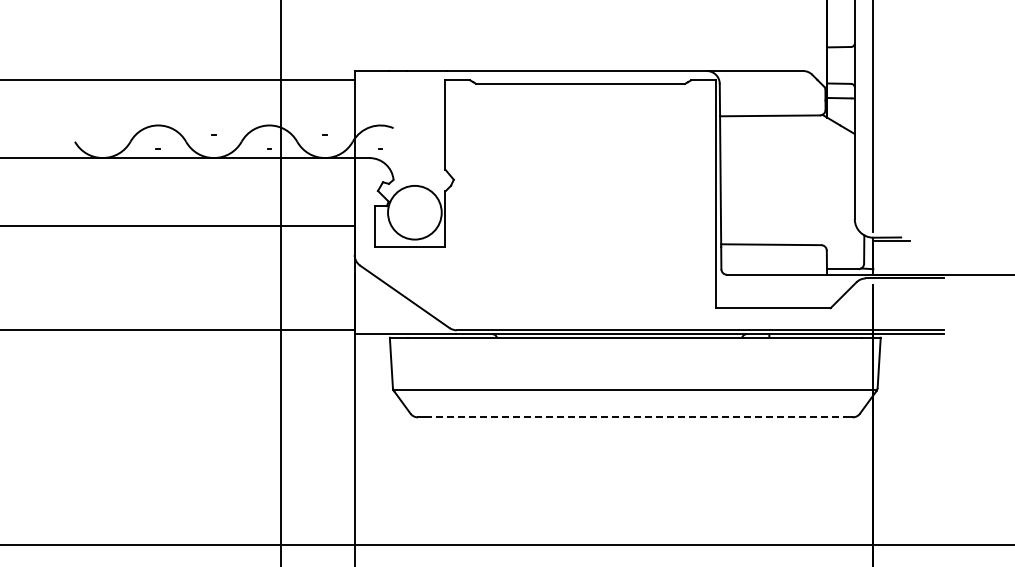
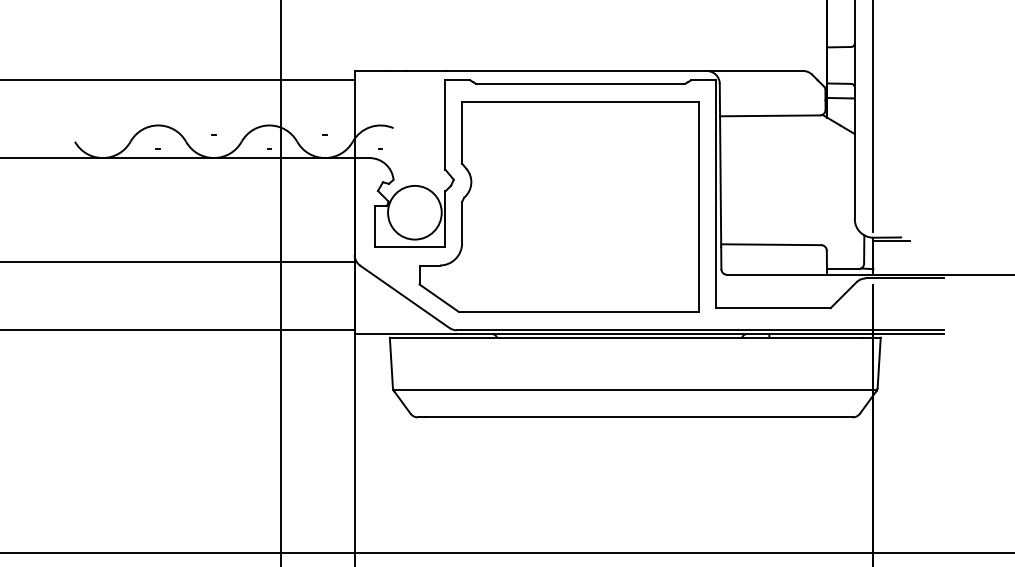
part: none -> present (558, 206)
line position: (178, 225) -> (178, 261) (178, 261)
line: dashed -> solid (635, 417)
line position: (506, 544) -> (506, 552) (506, 552)
